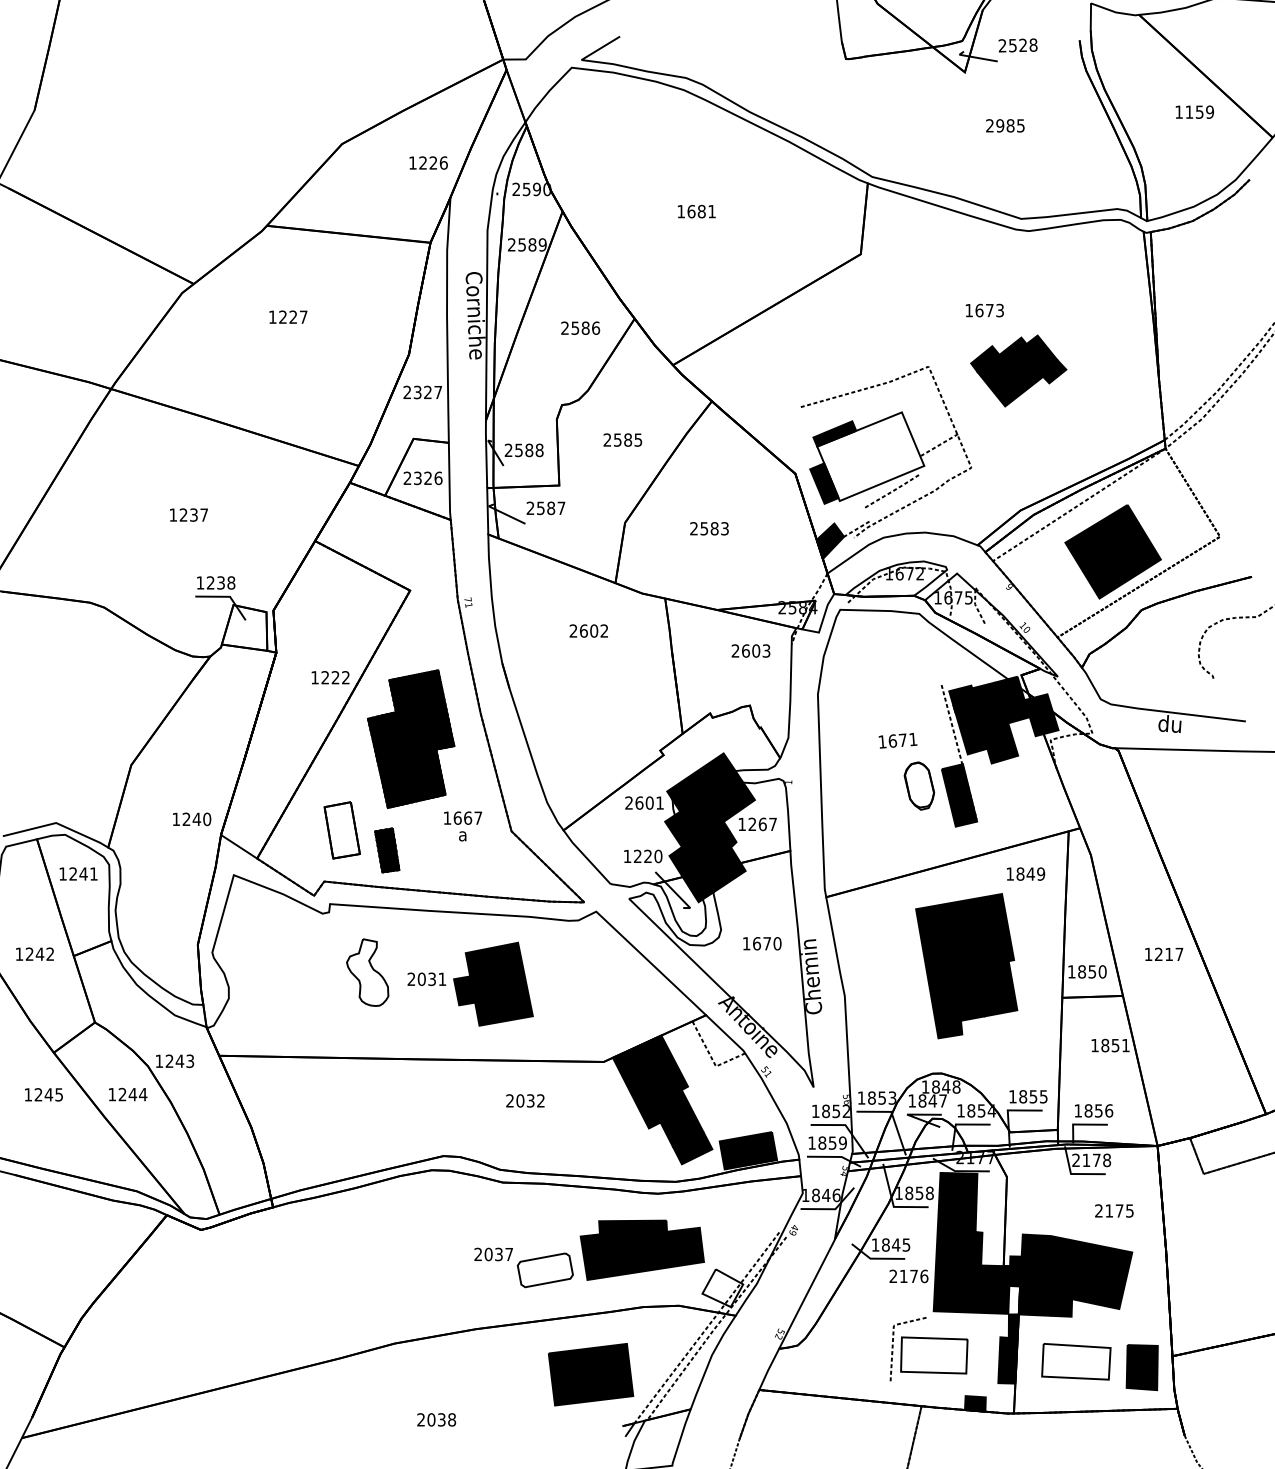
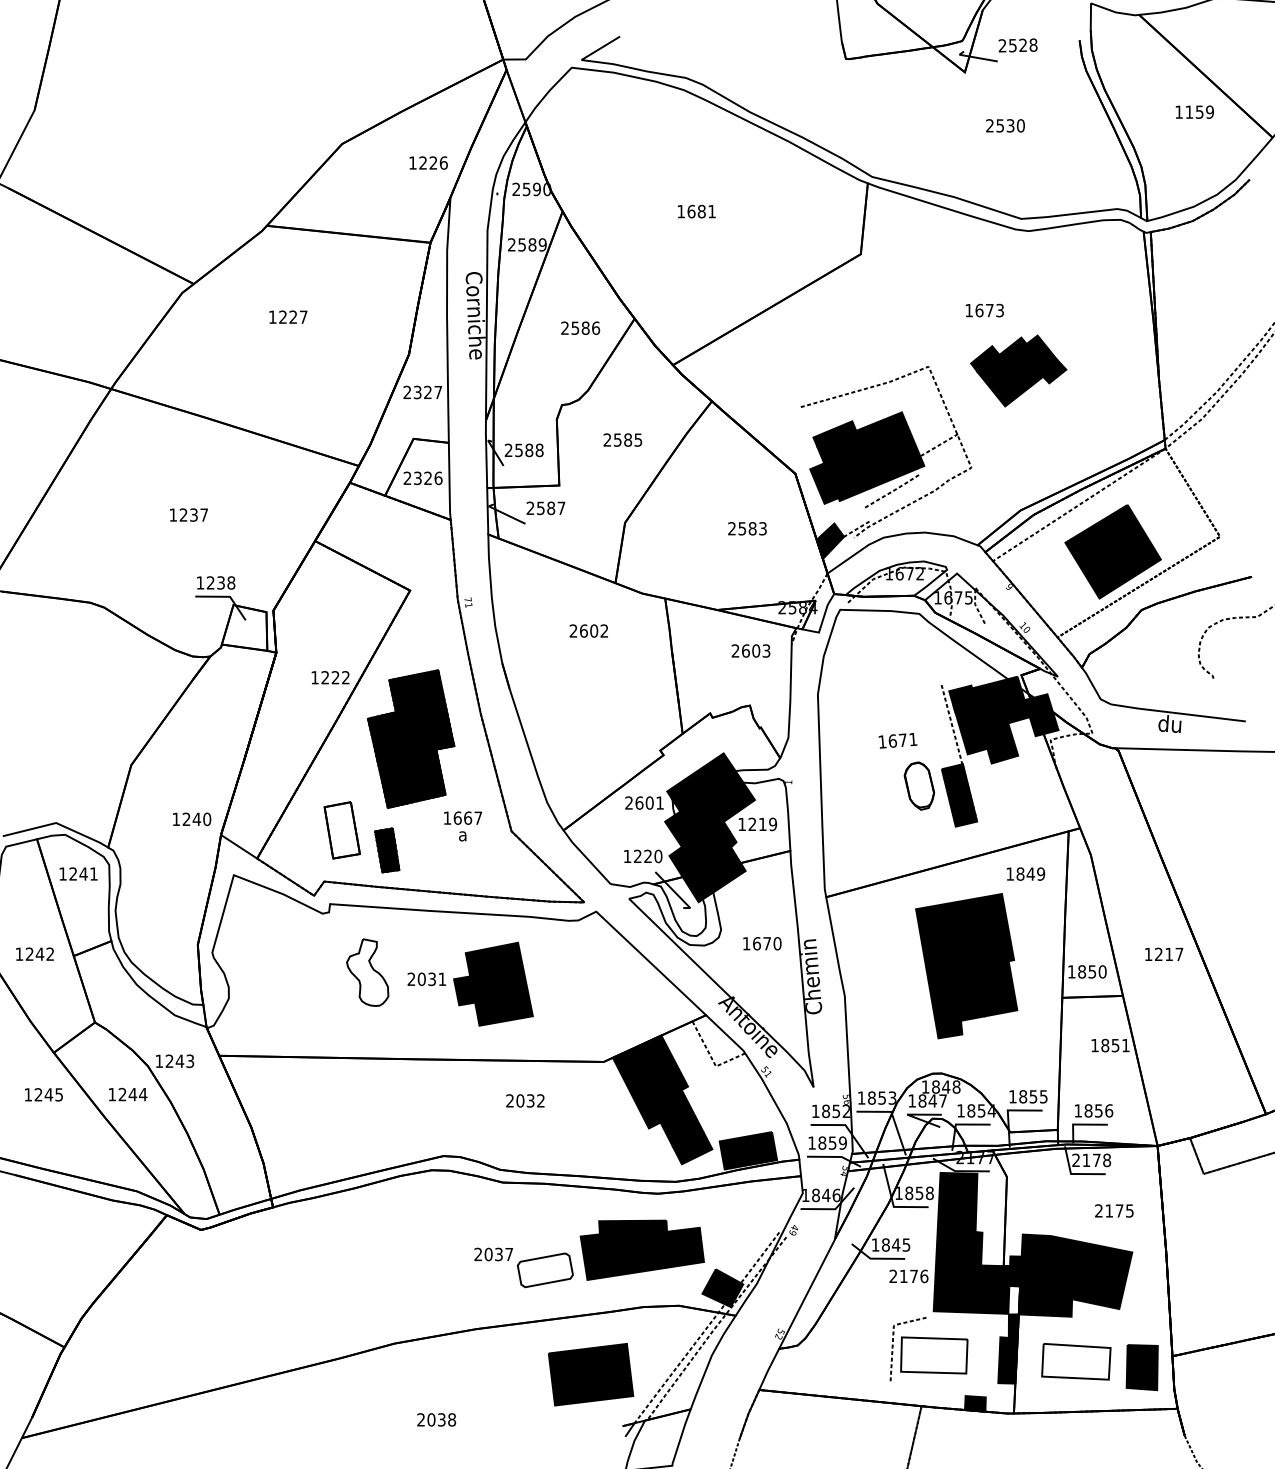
text: 2985 -> 2530 (1010, 125)
fill: none -> present (870, 456)
text position: (709, 528) -> (747, 528) (747, 528)
text: 1267 -> 1219 (767, 824)
fill: none -> present (722, 1288)
